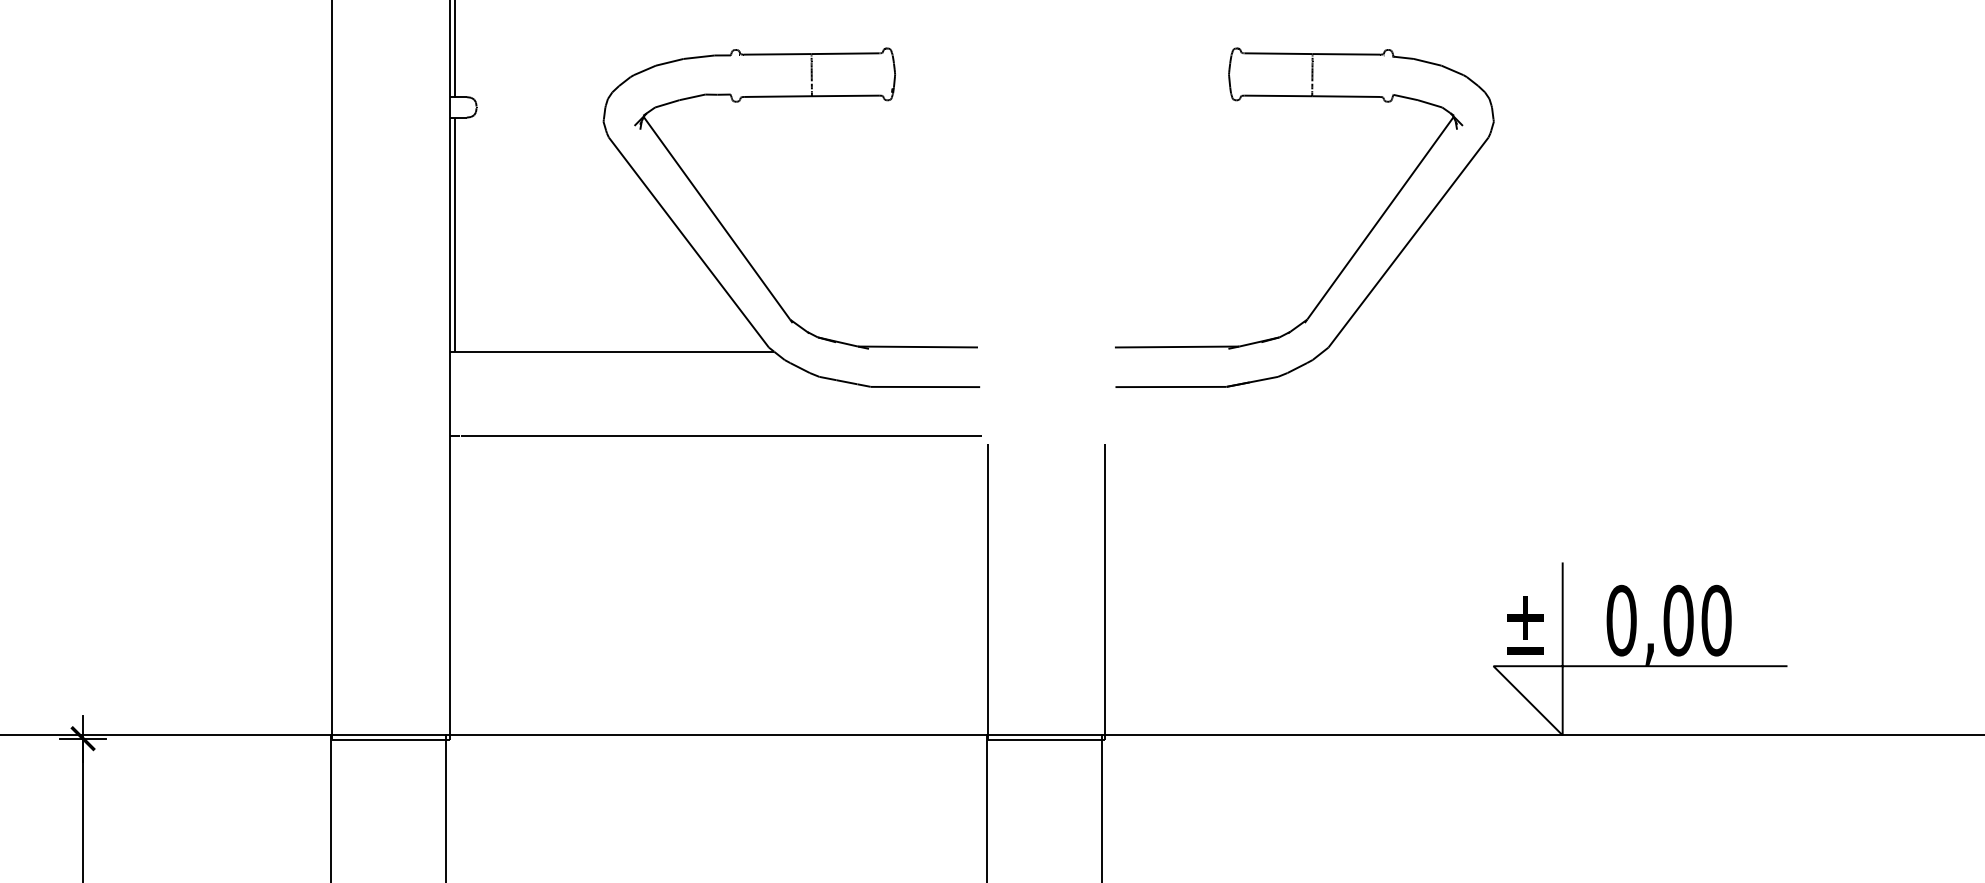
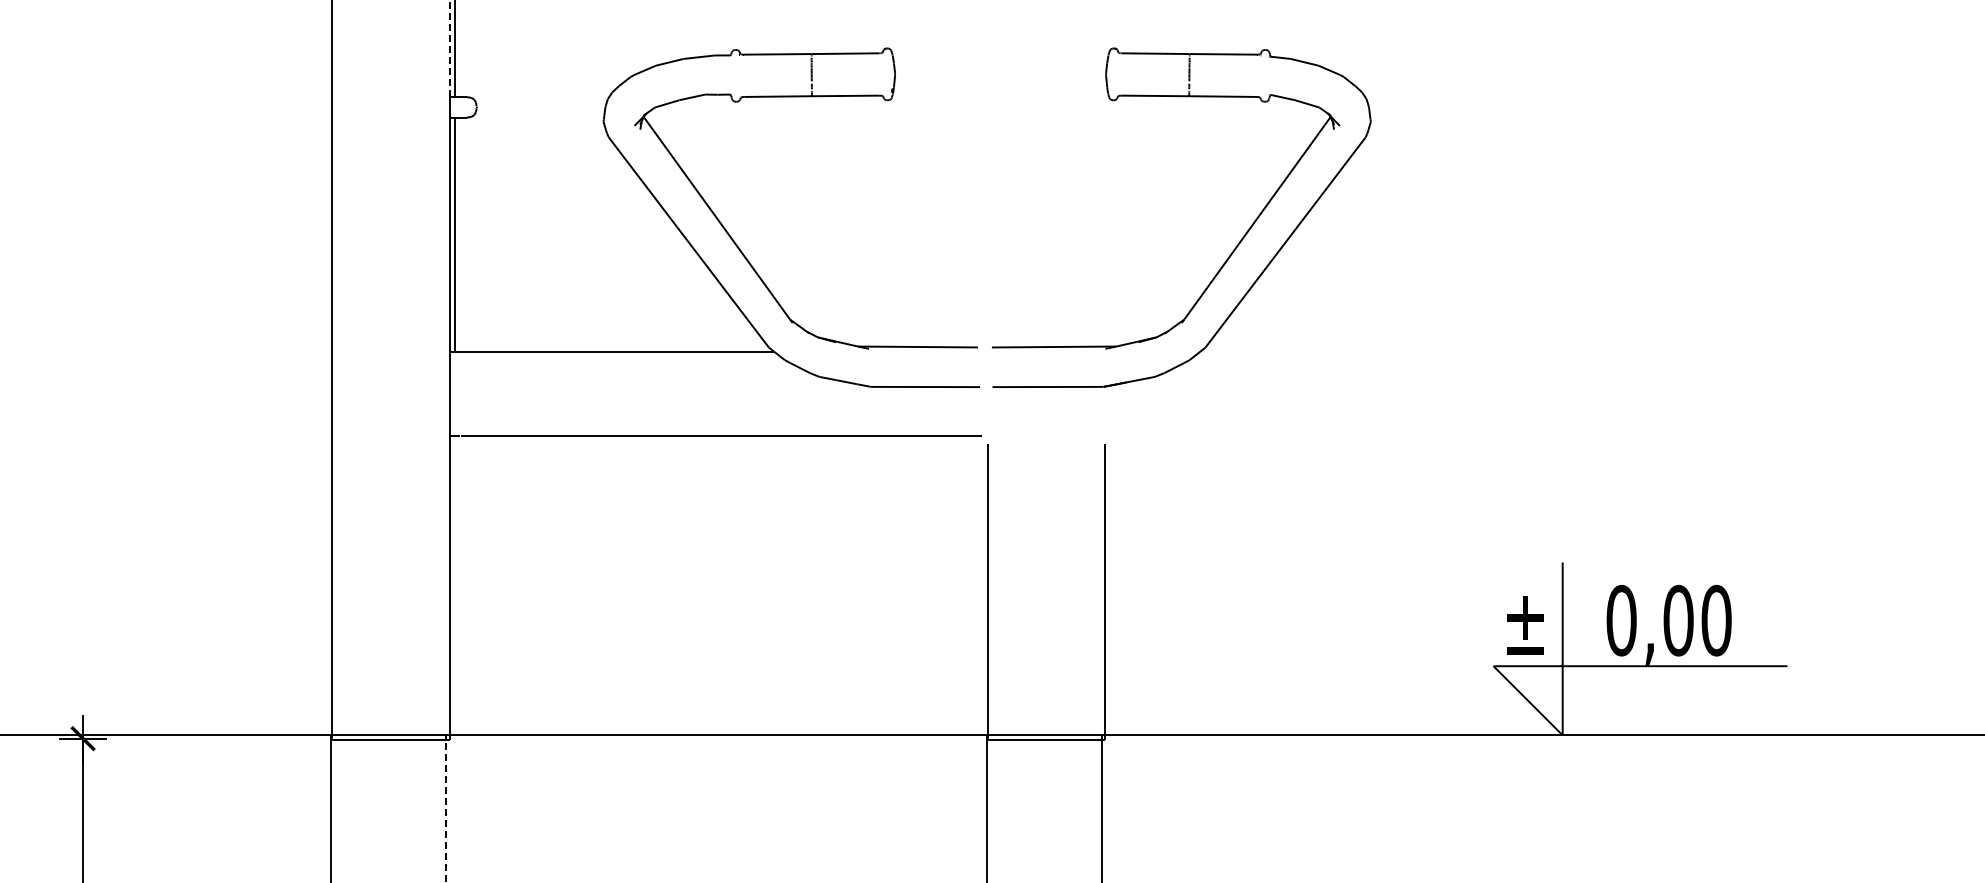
line: solid -> dashed (449, 48)
part position: (1353, 253) -> (1230, 253) (1230, 253)
line: solid -> dashed (446, 808)
